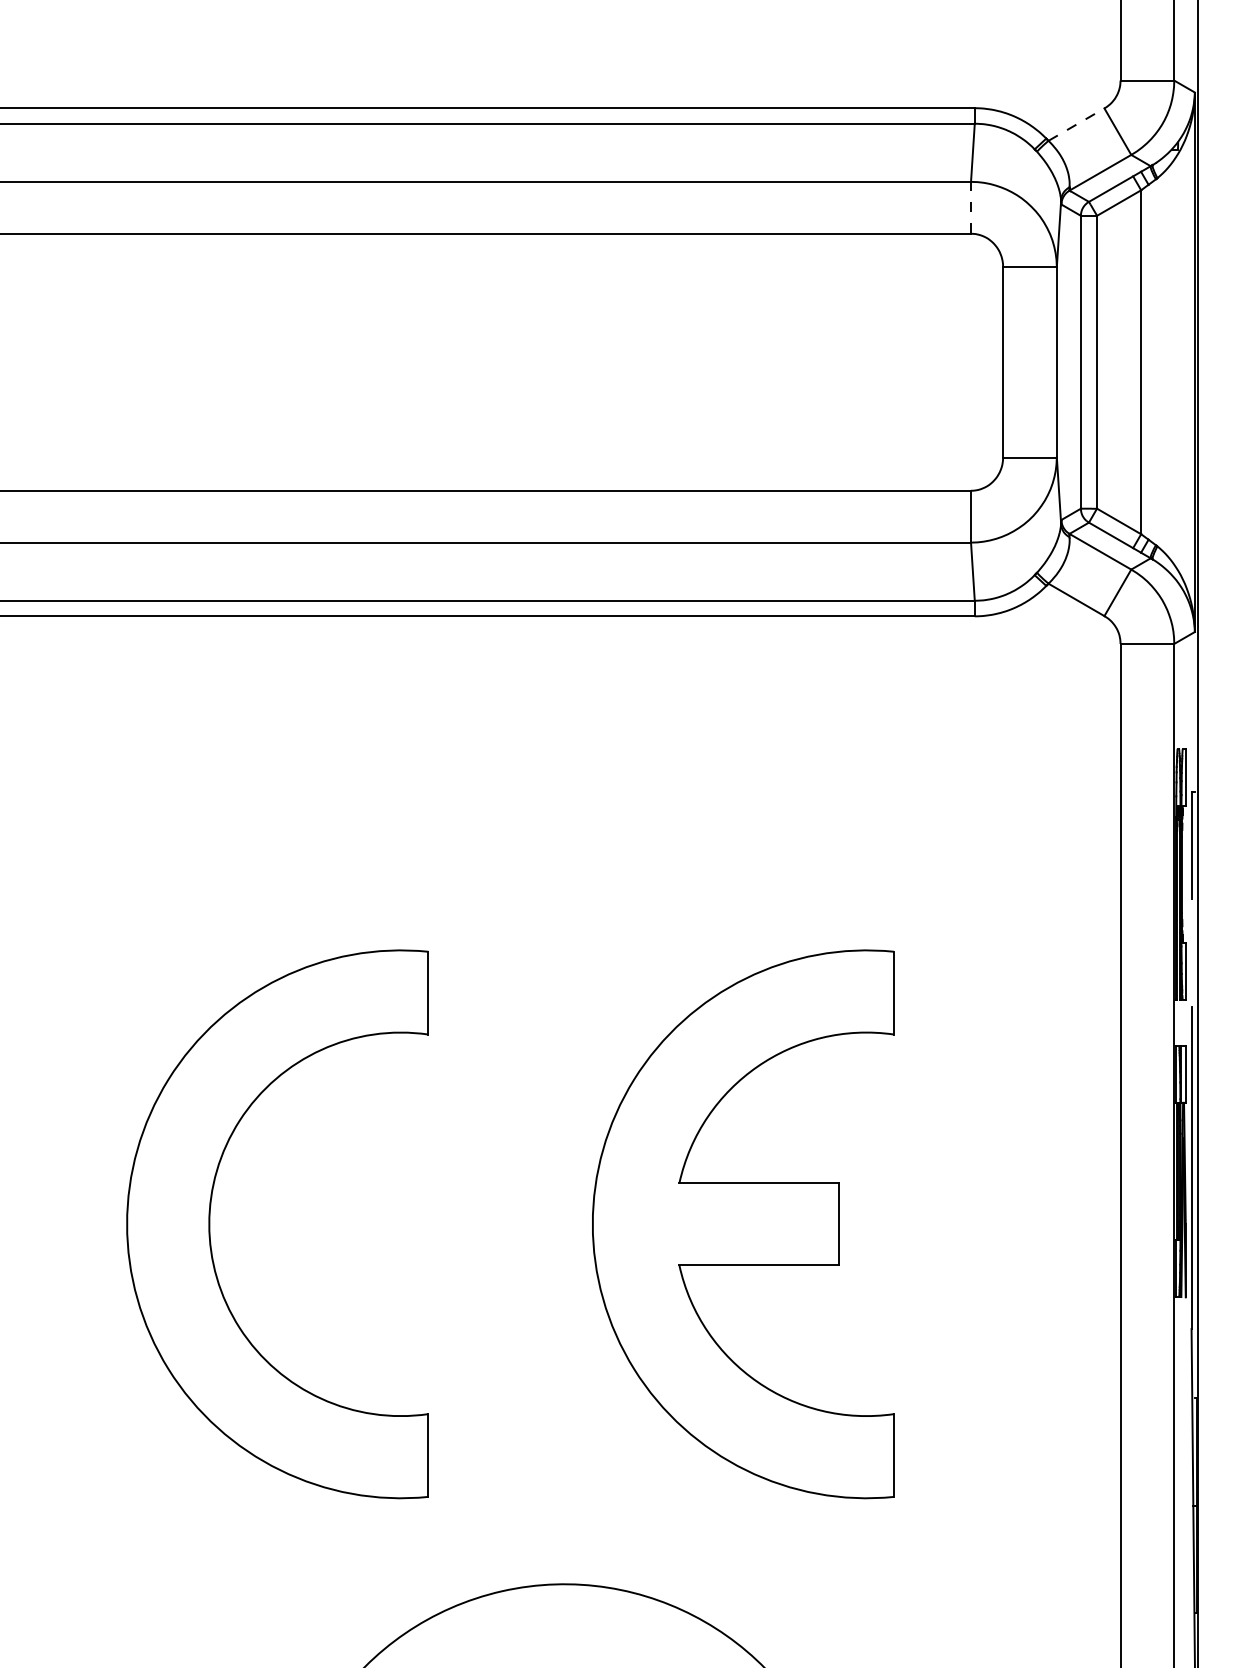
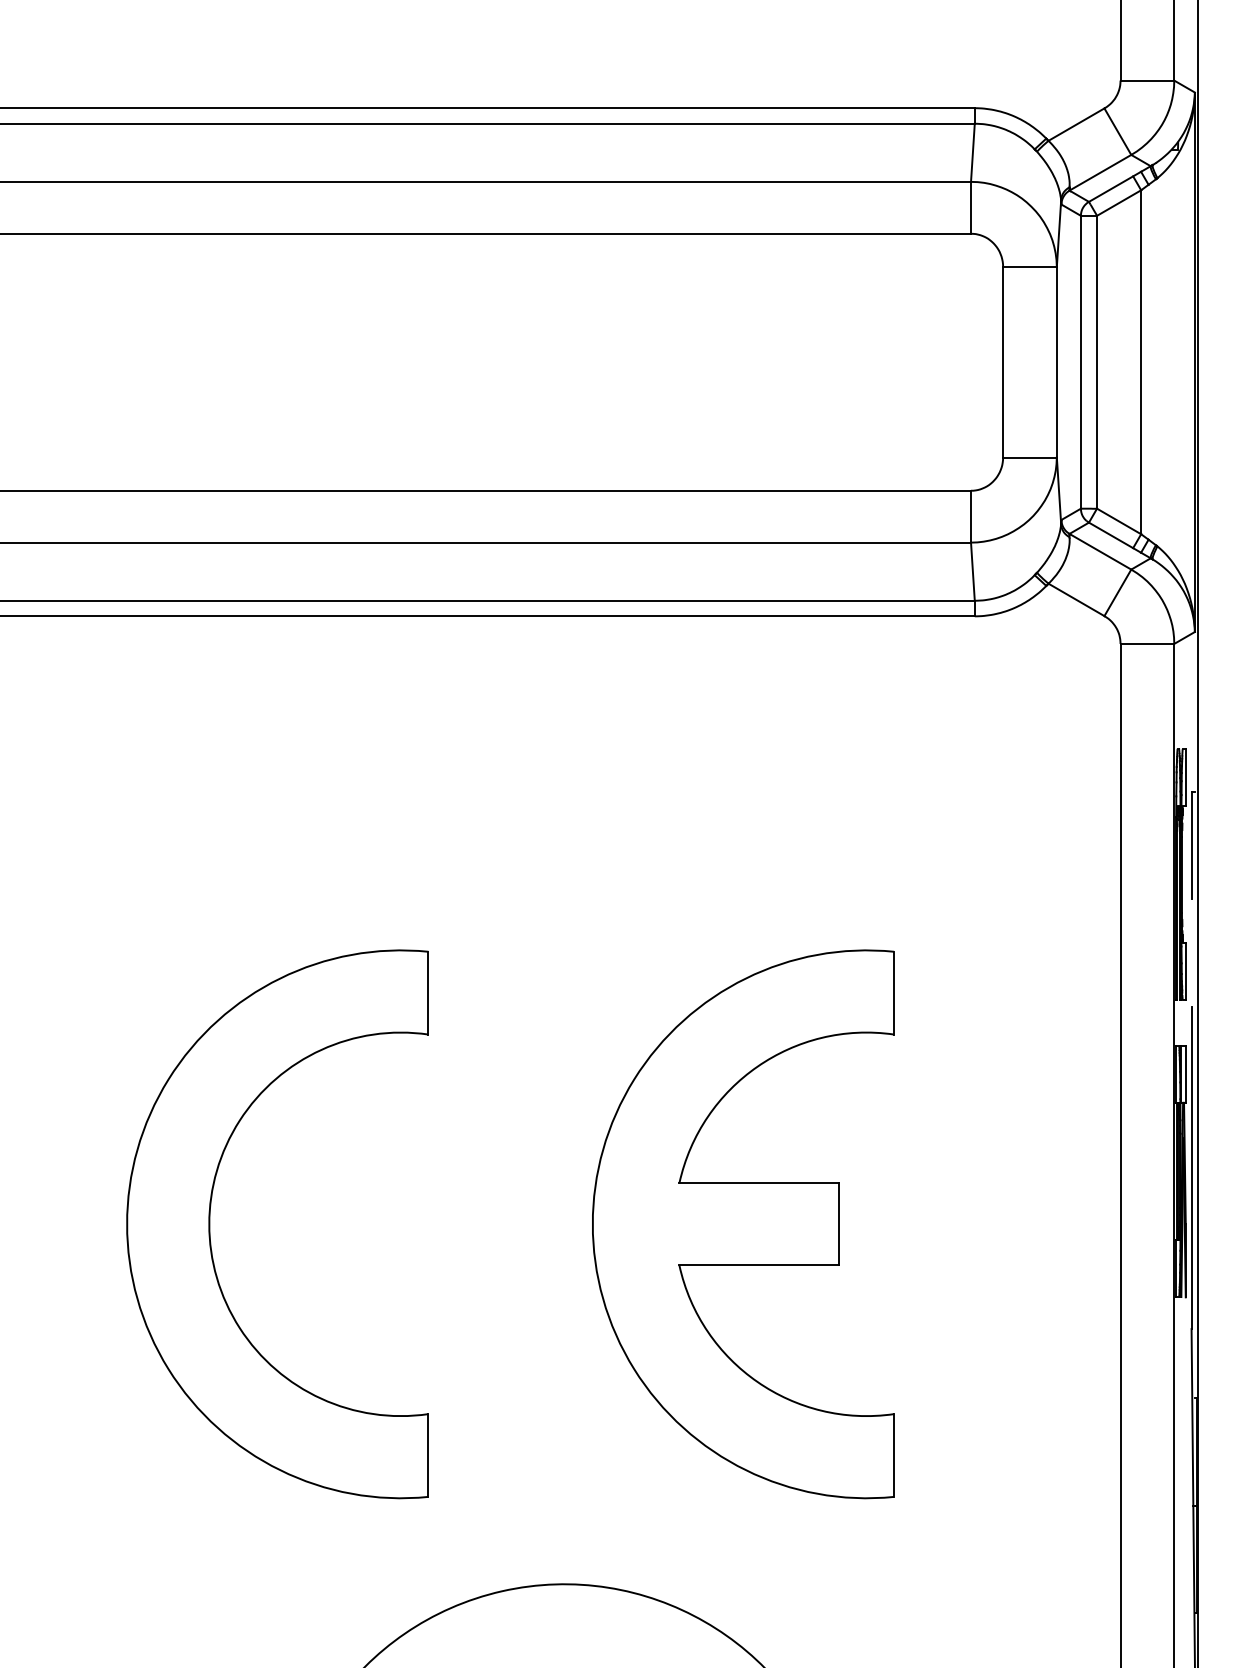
line: dashed -> solid (1076, 124)
line: dashed -> solid (971, 207)
